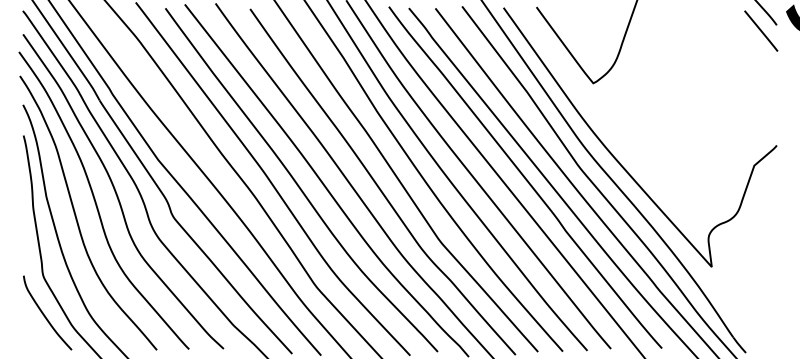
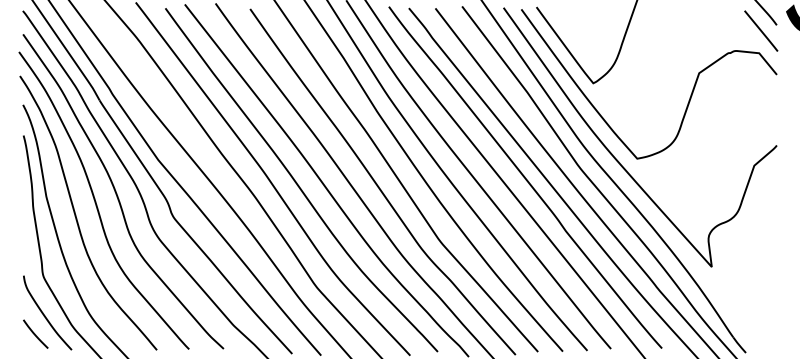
curve: none -> present (689, 97)
line: none -> present (35, 333)
